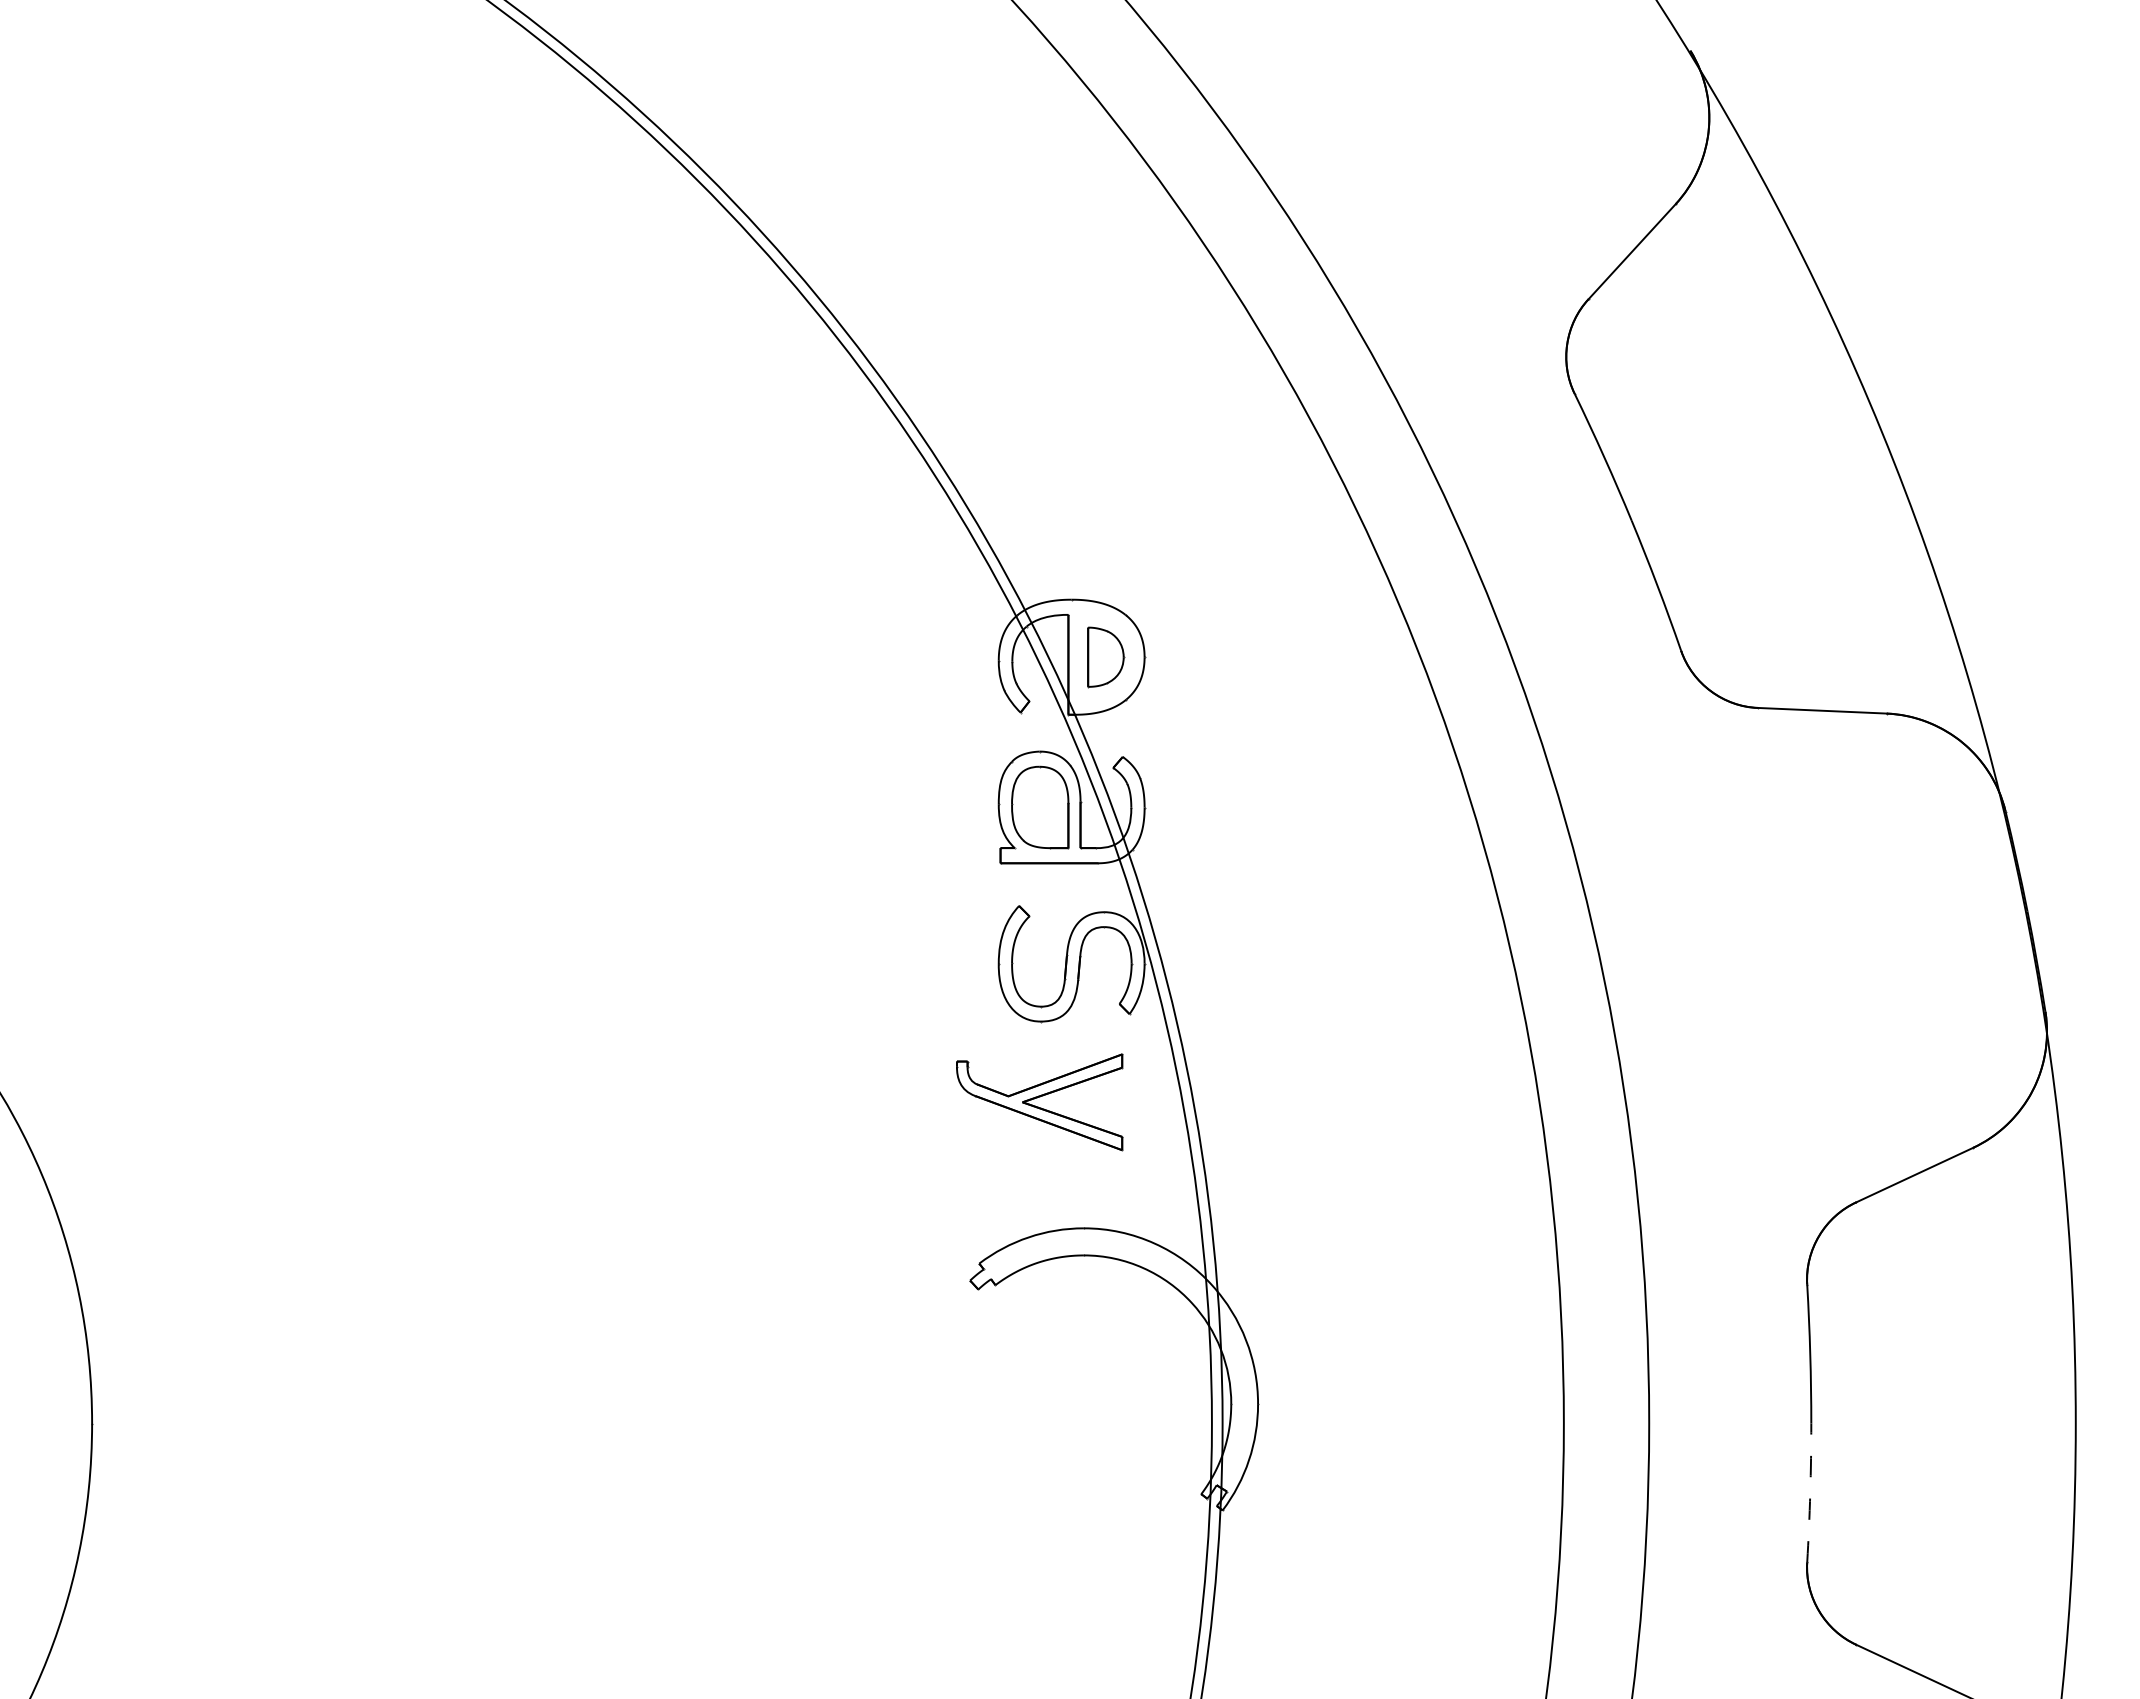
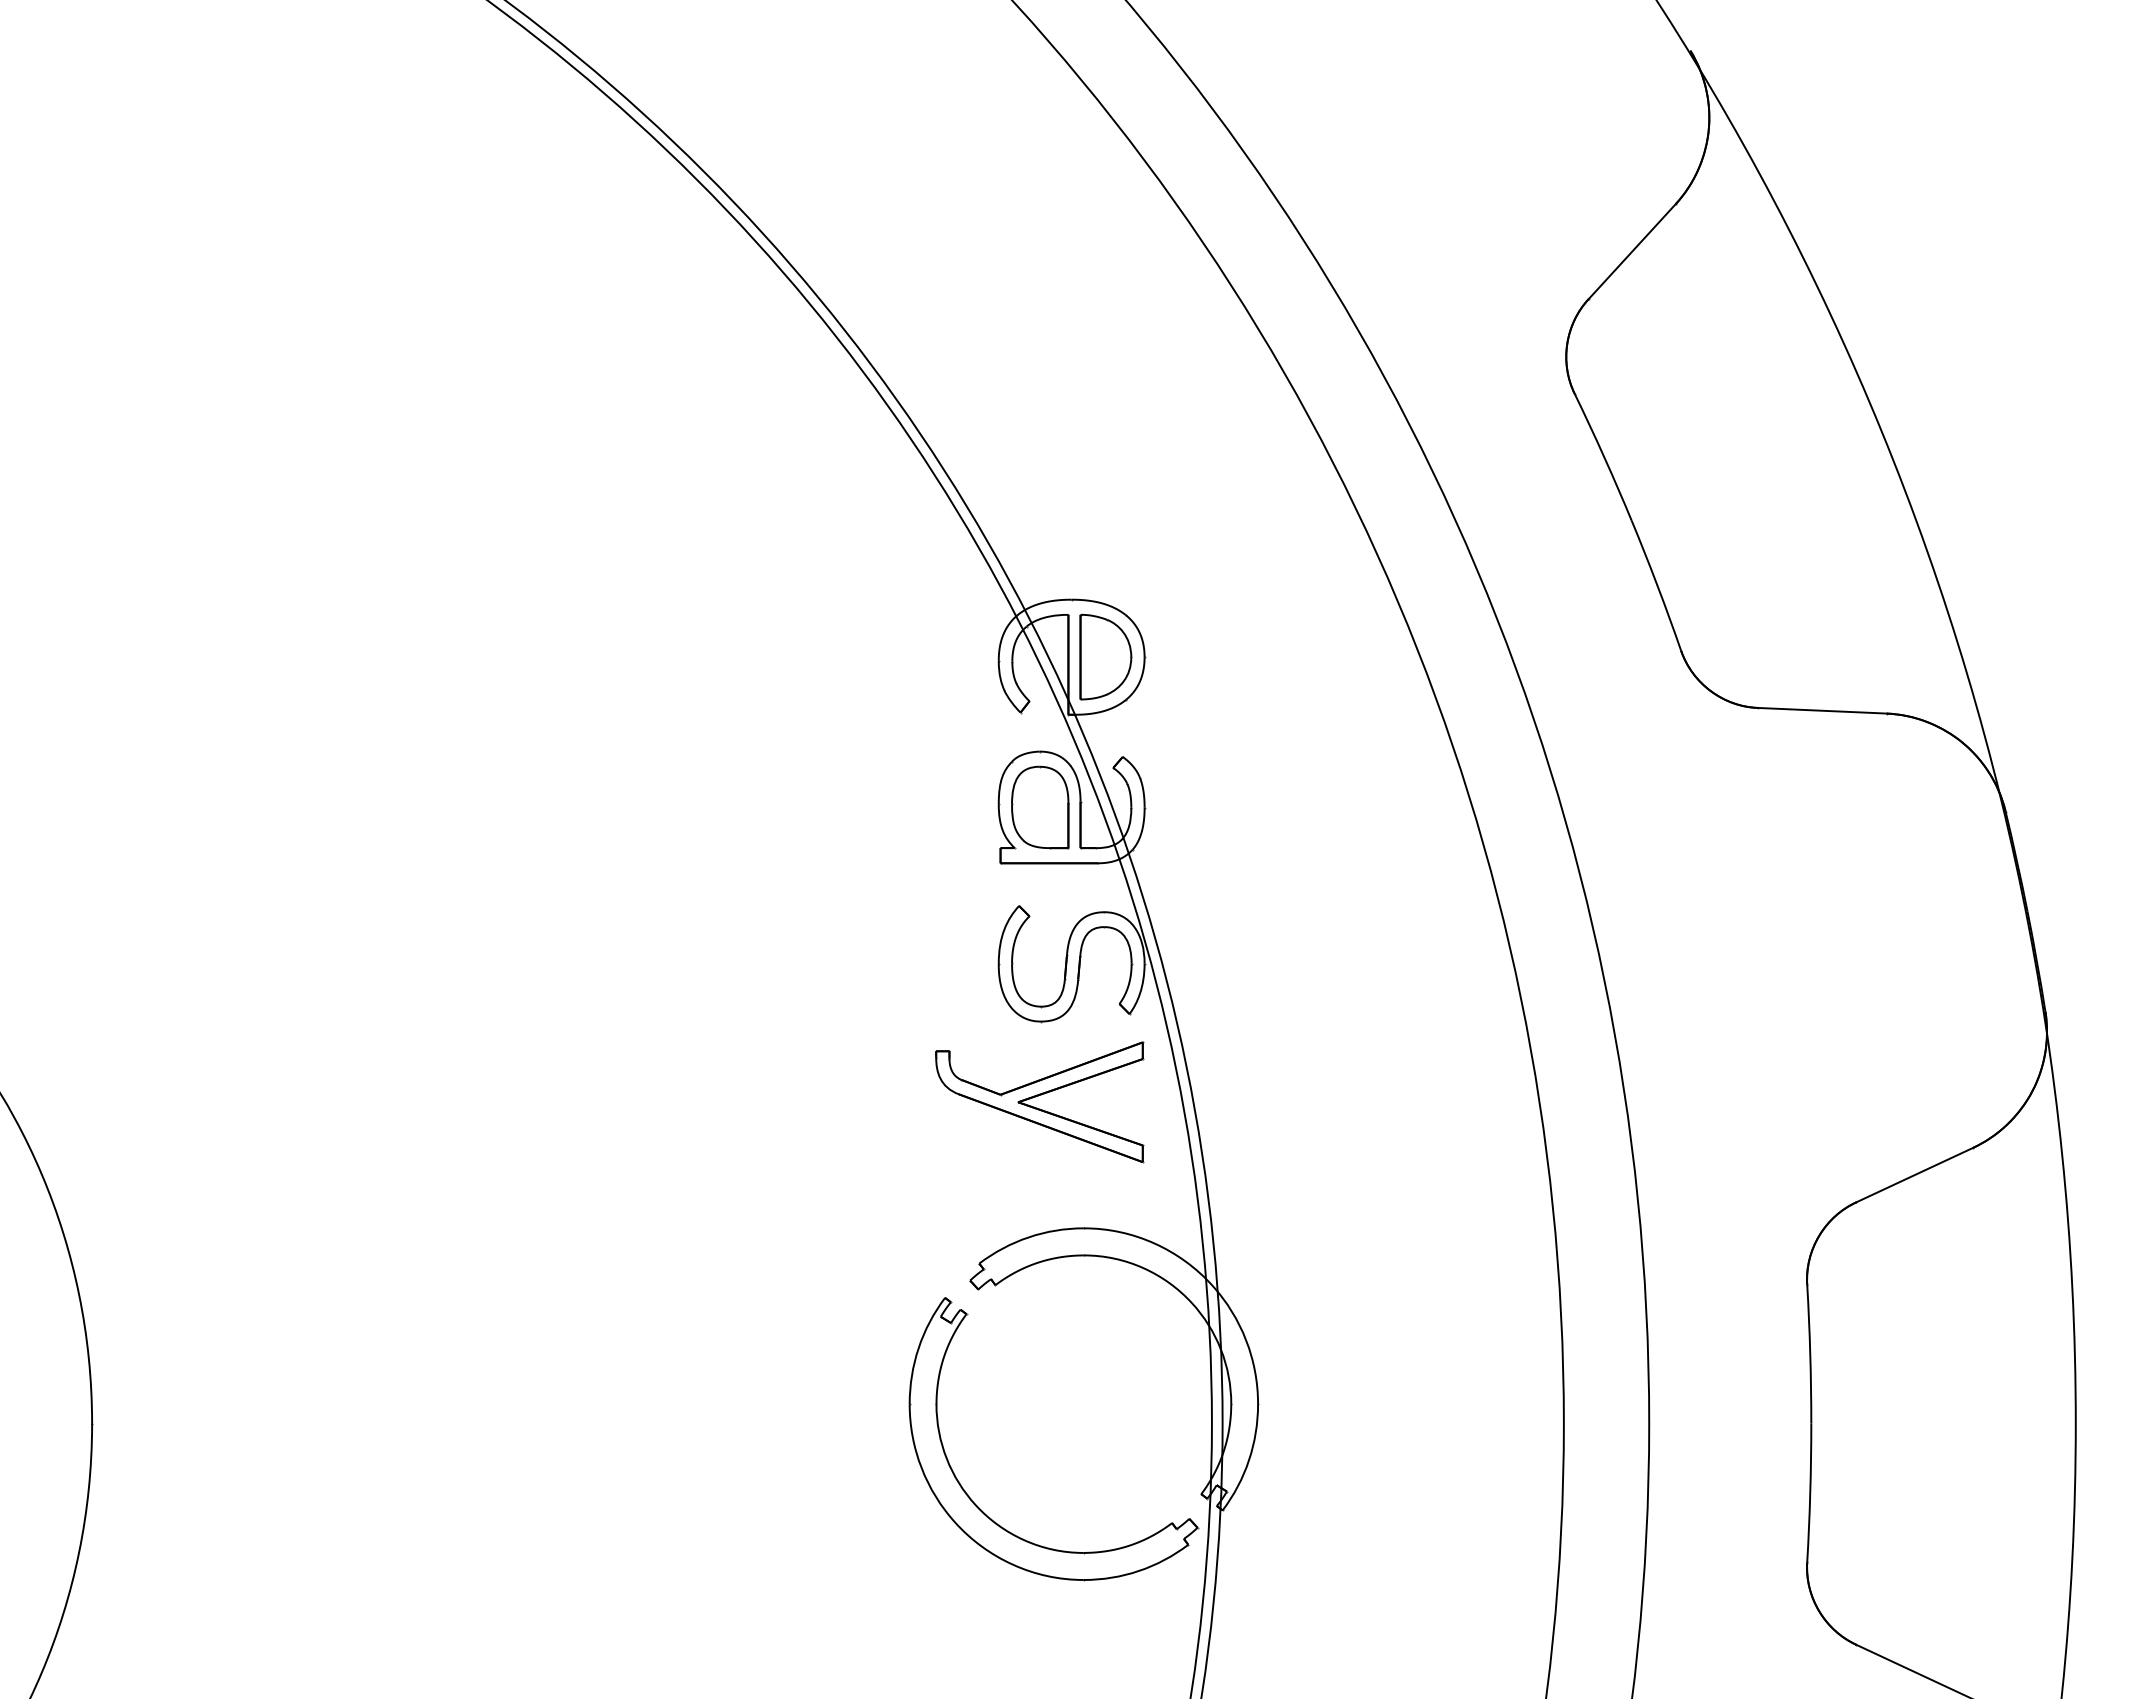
part size: 39x63 px -> 54x87 px (1105, 657)
part size: 168x99 px -> 210x123 px (1039, 1102)
arc: dashed -> solid (1810, 1493)
part: none -> present (982, 1510)
